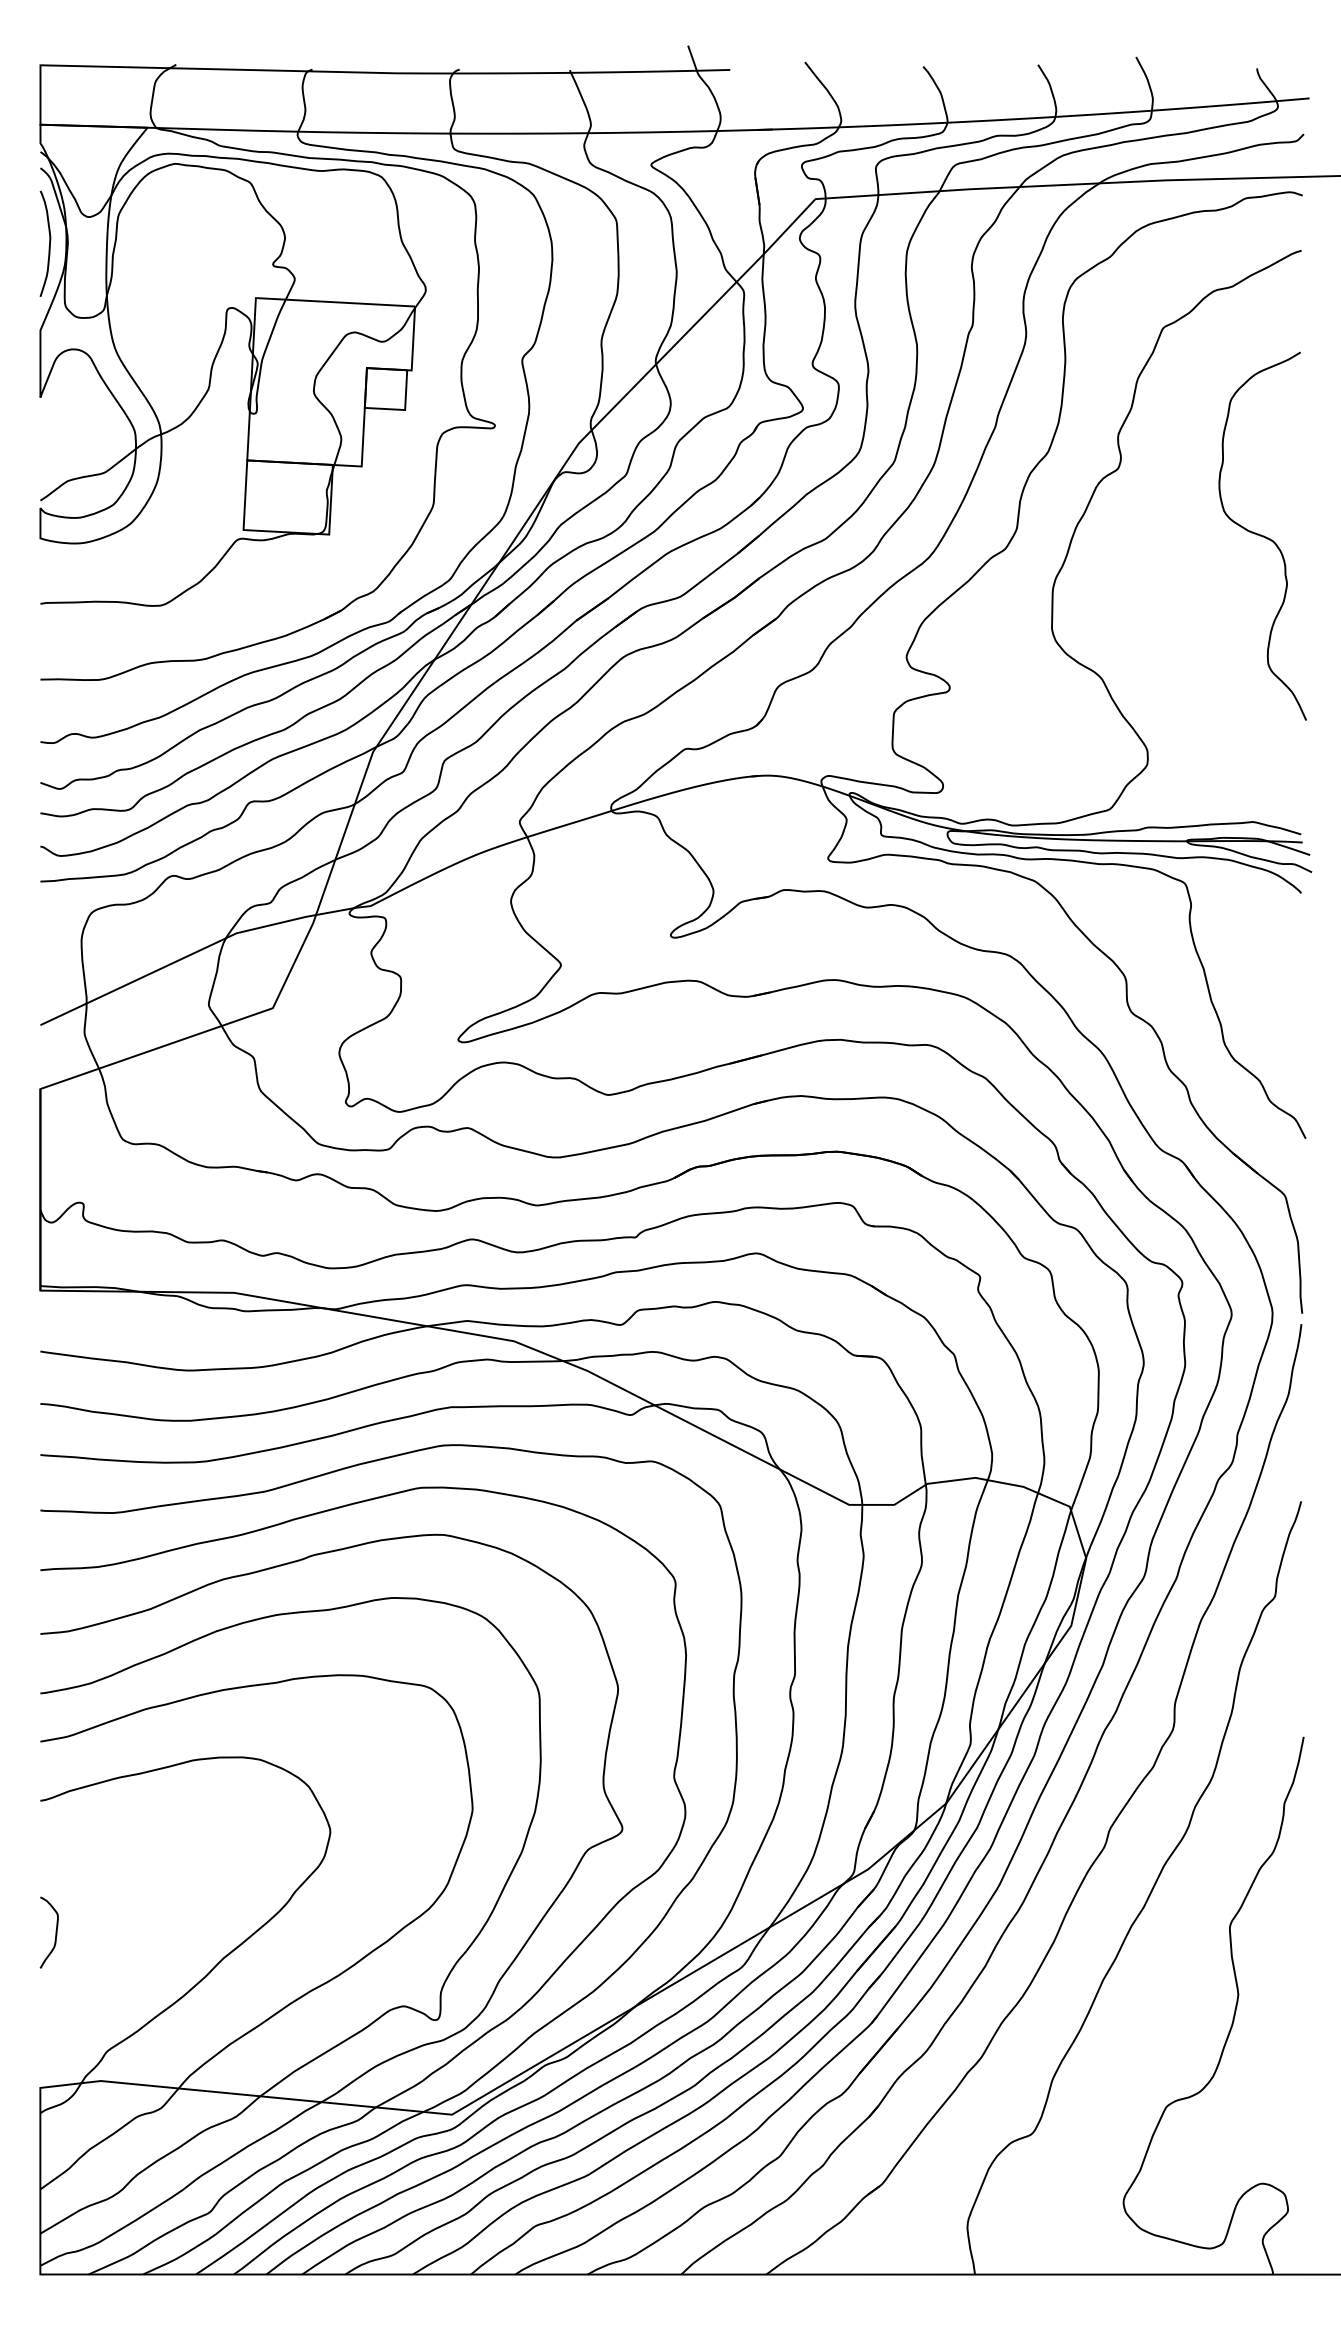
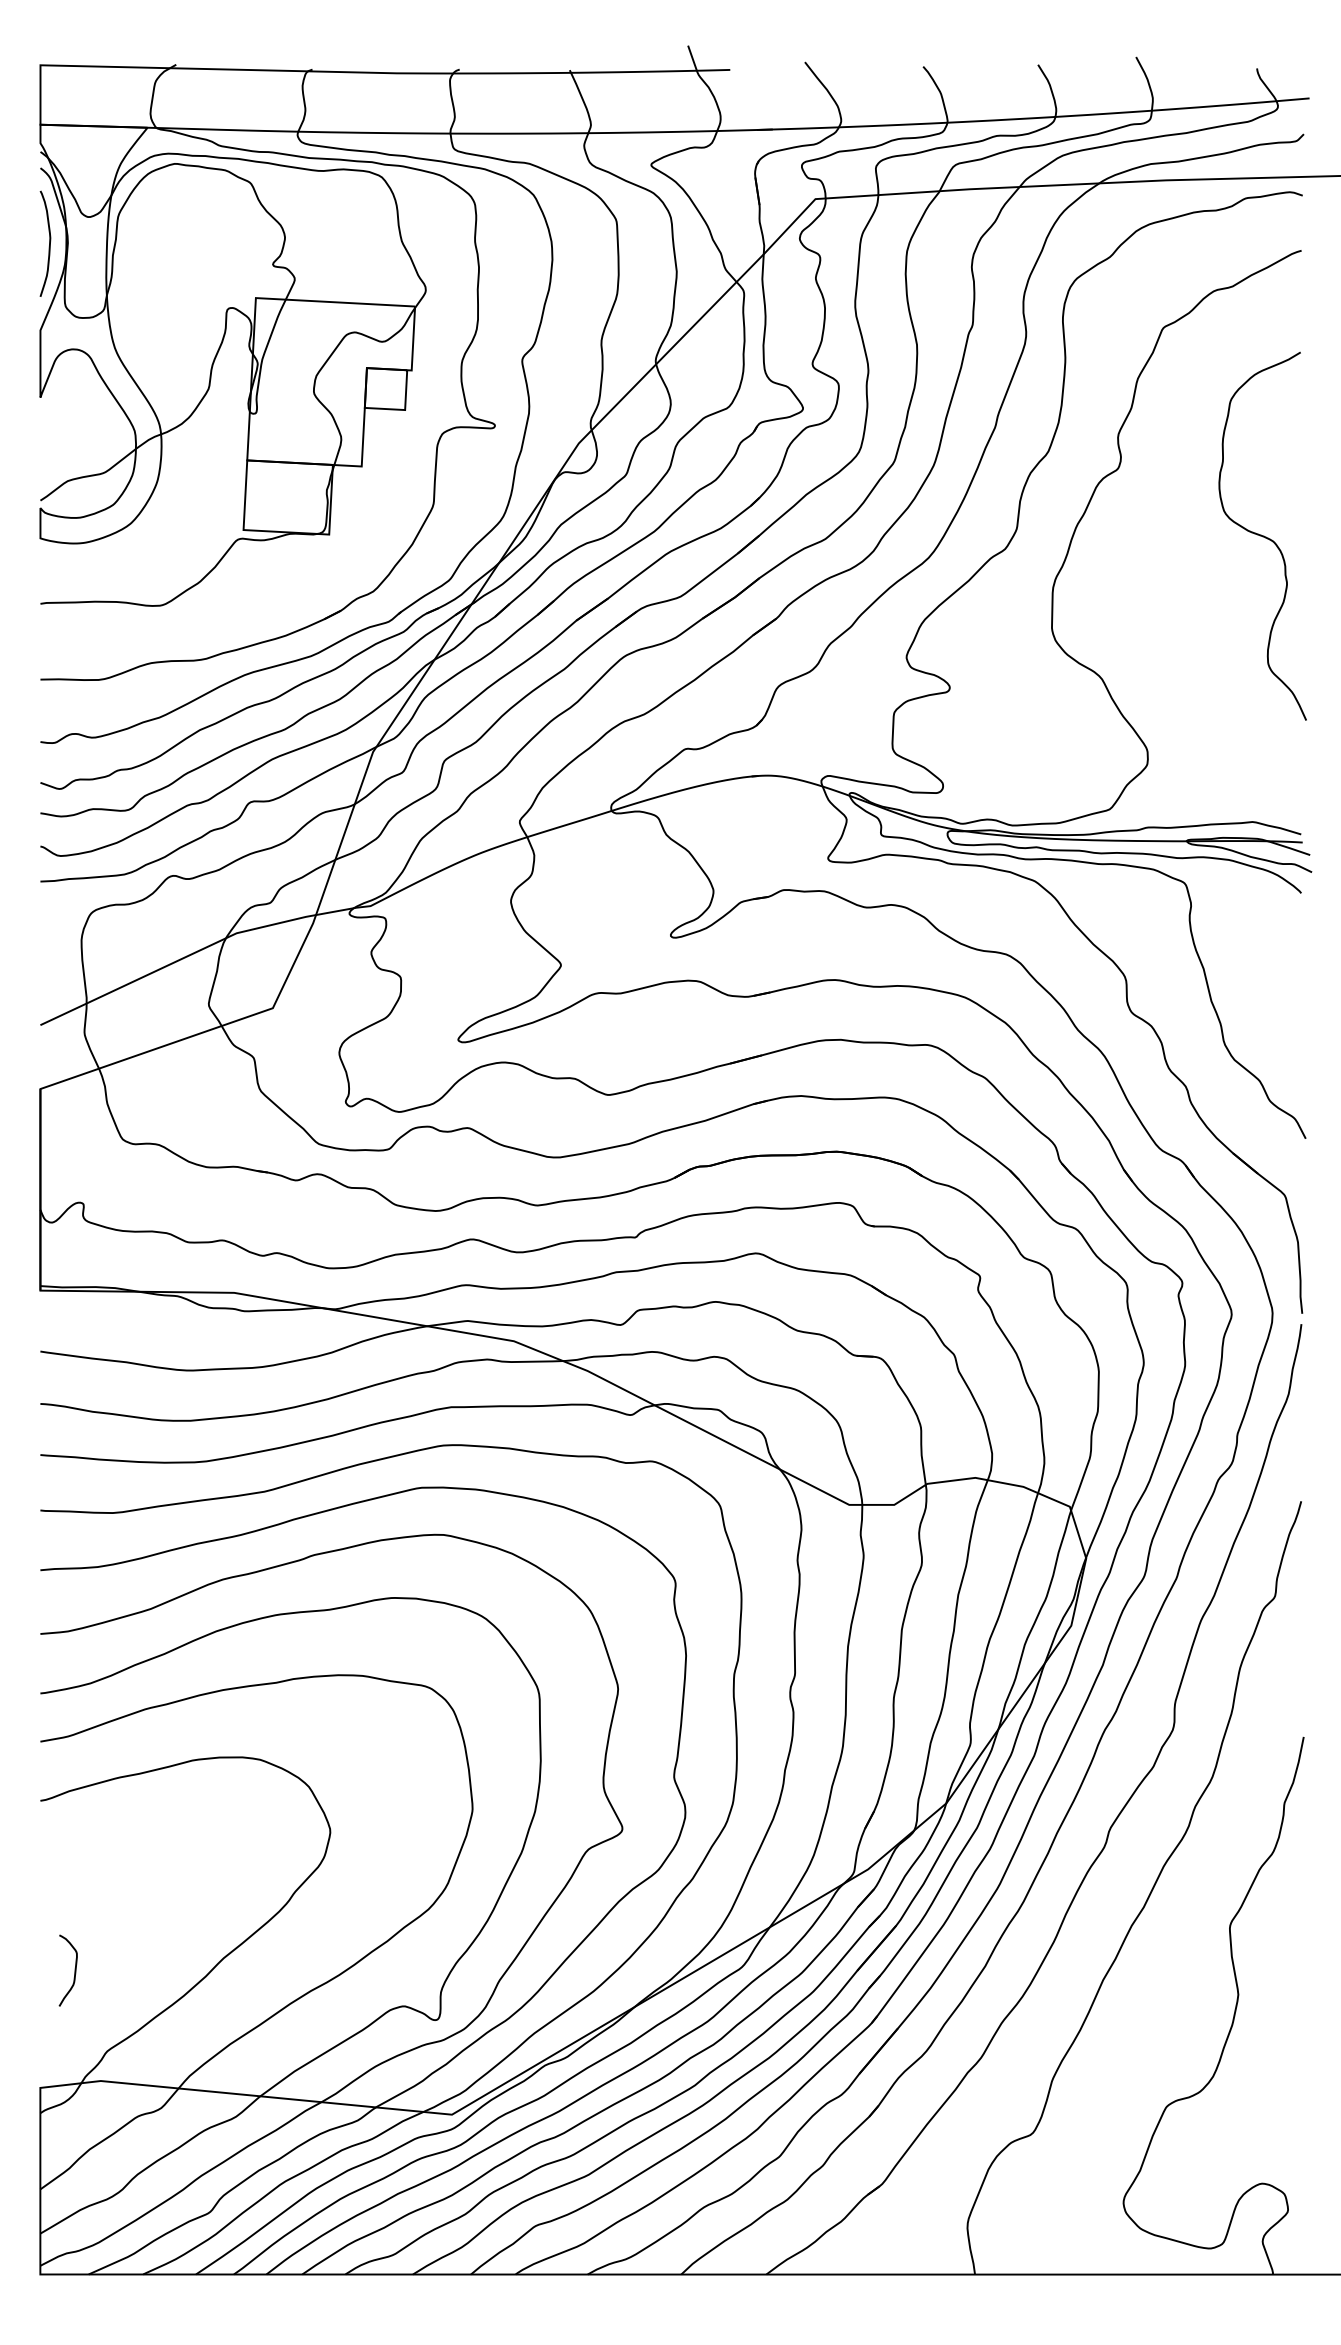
curve position: (55, 1932) -> (74, 1970) (74, 1970)
